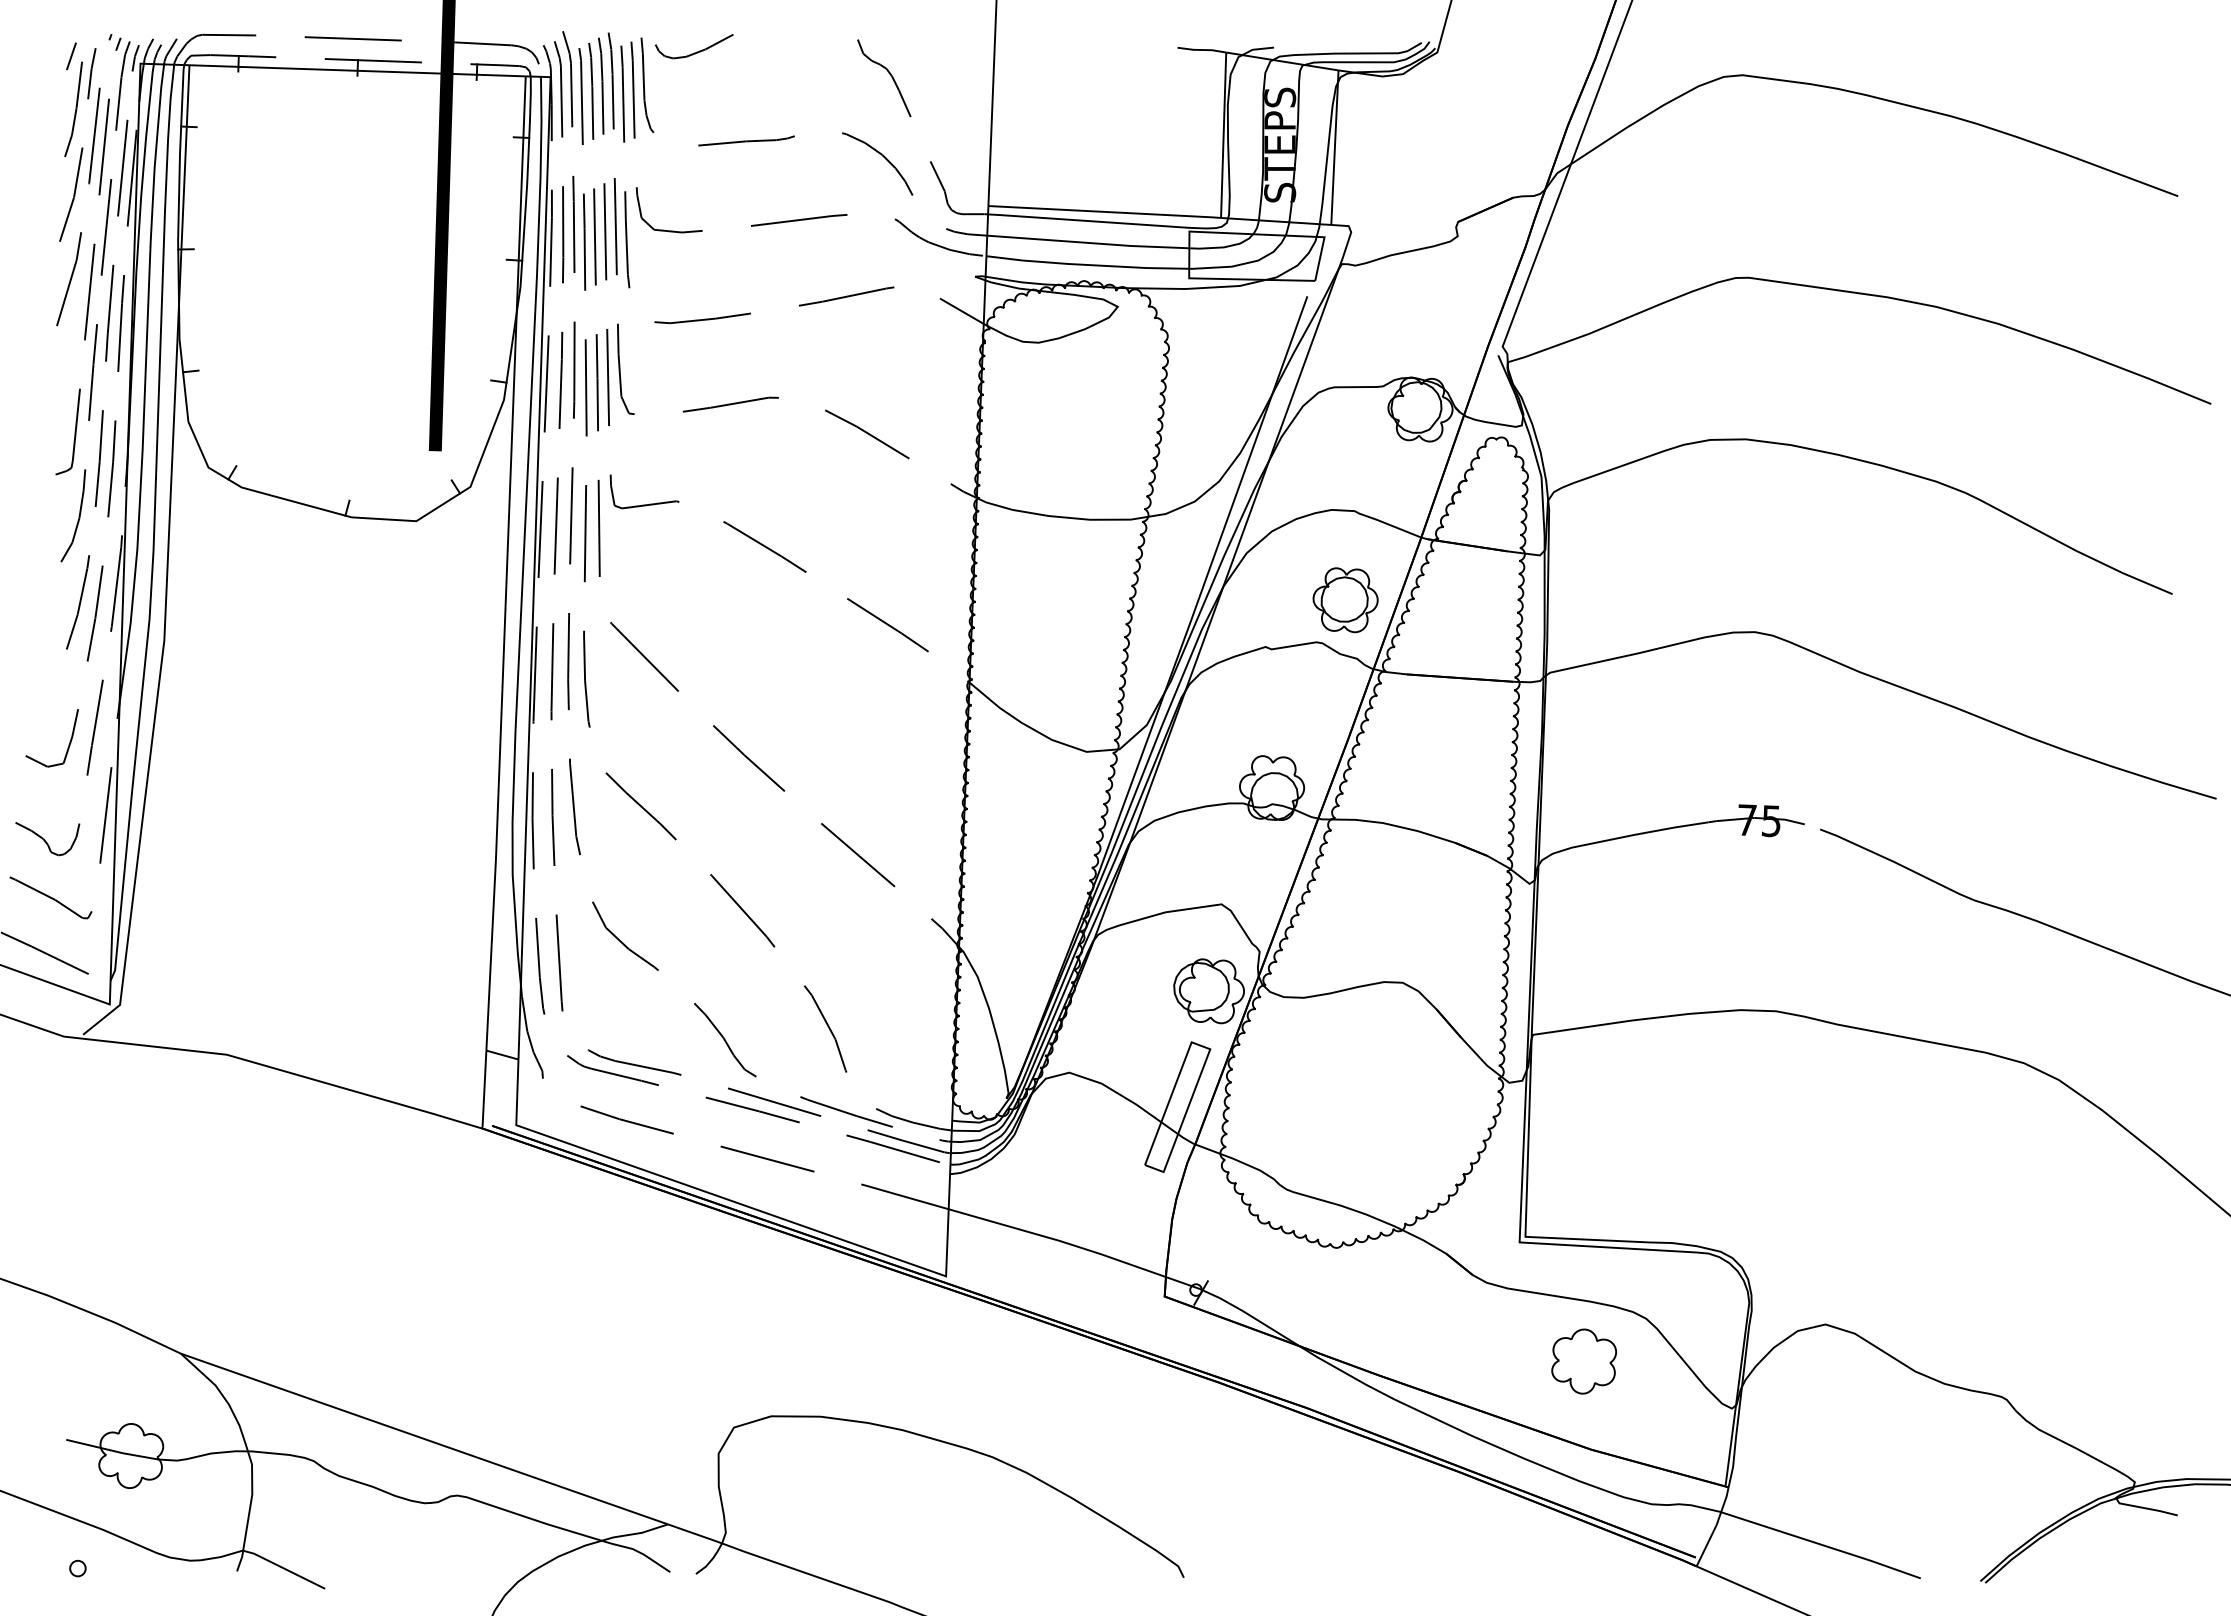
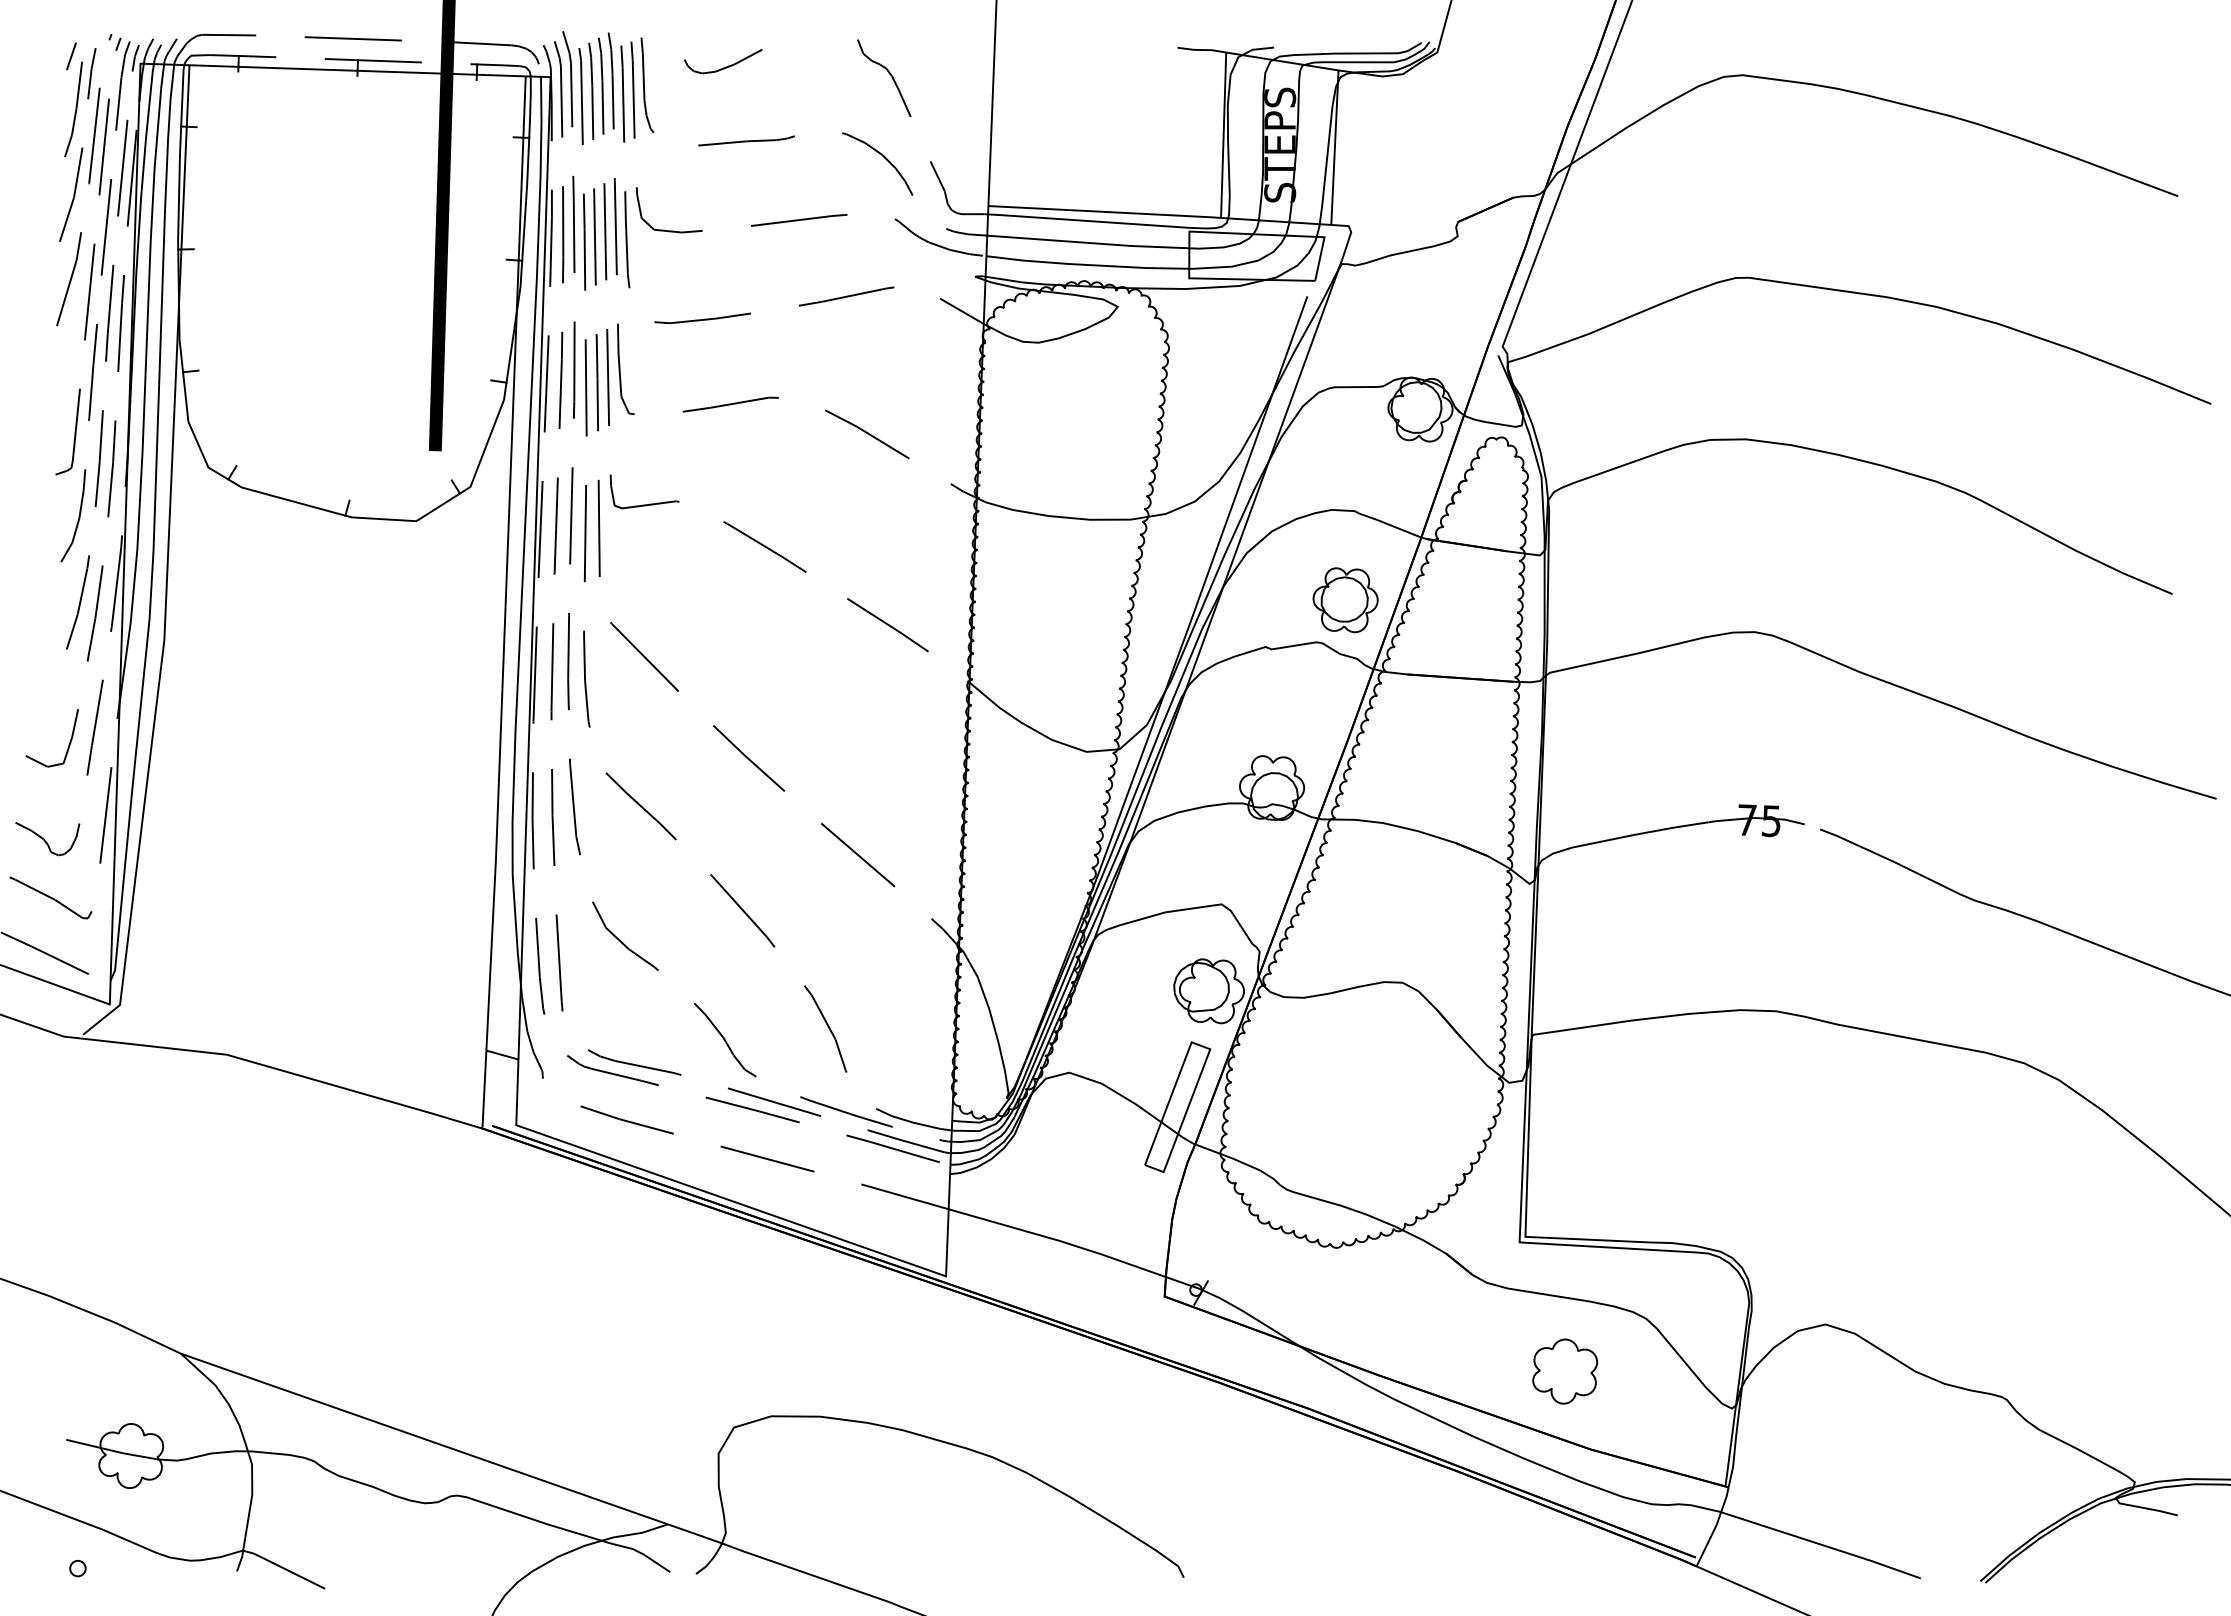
curve position: (696, 51) -> (725, 66) (725, 66)
part position: (1584, 1361) -> (1565, 1371) (1565, 1371)
